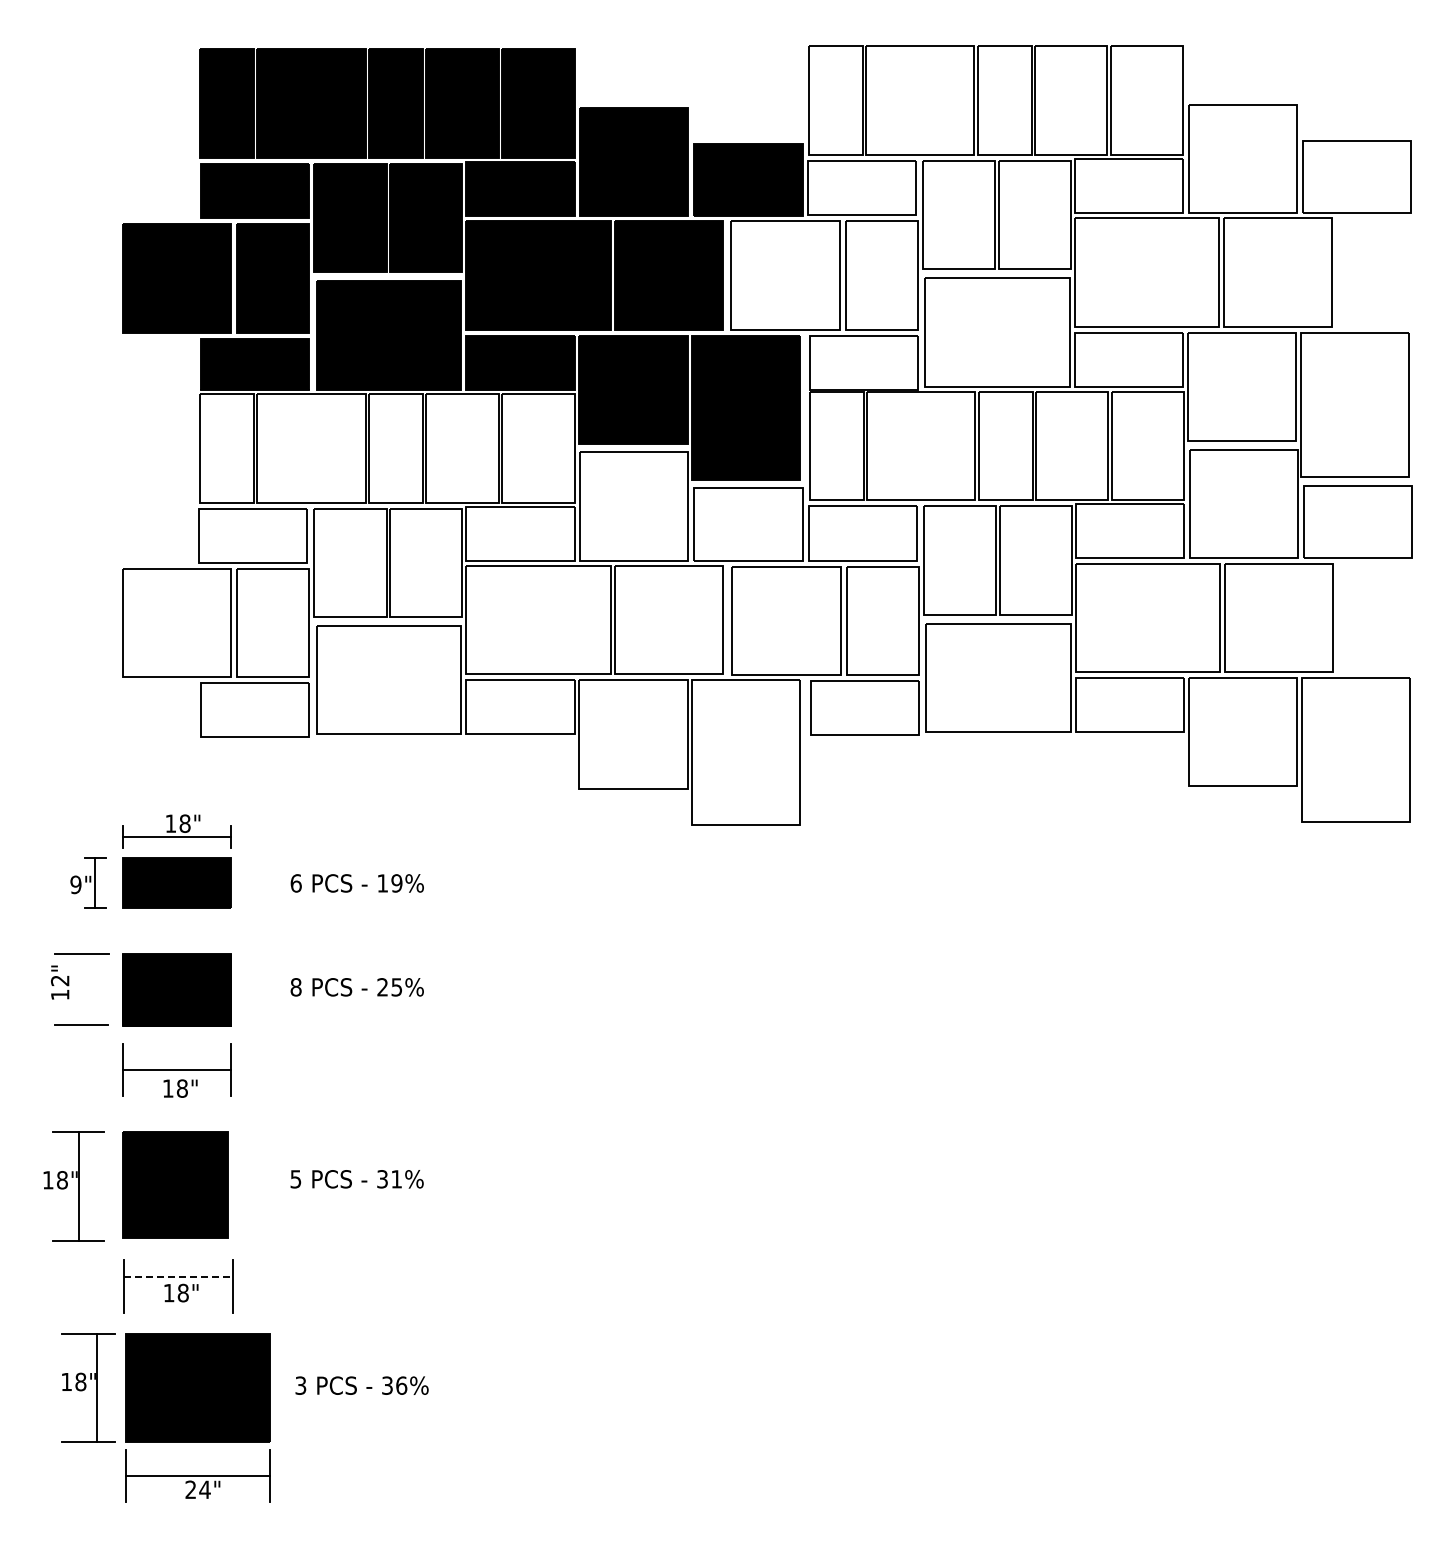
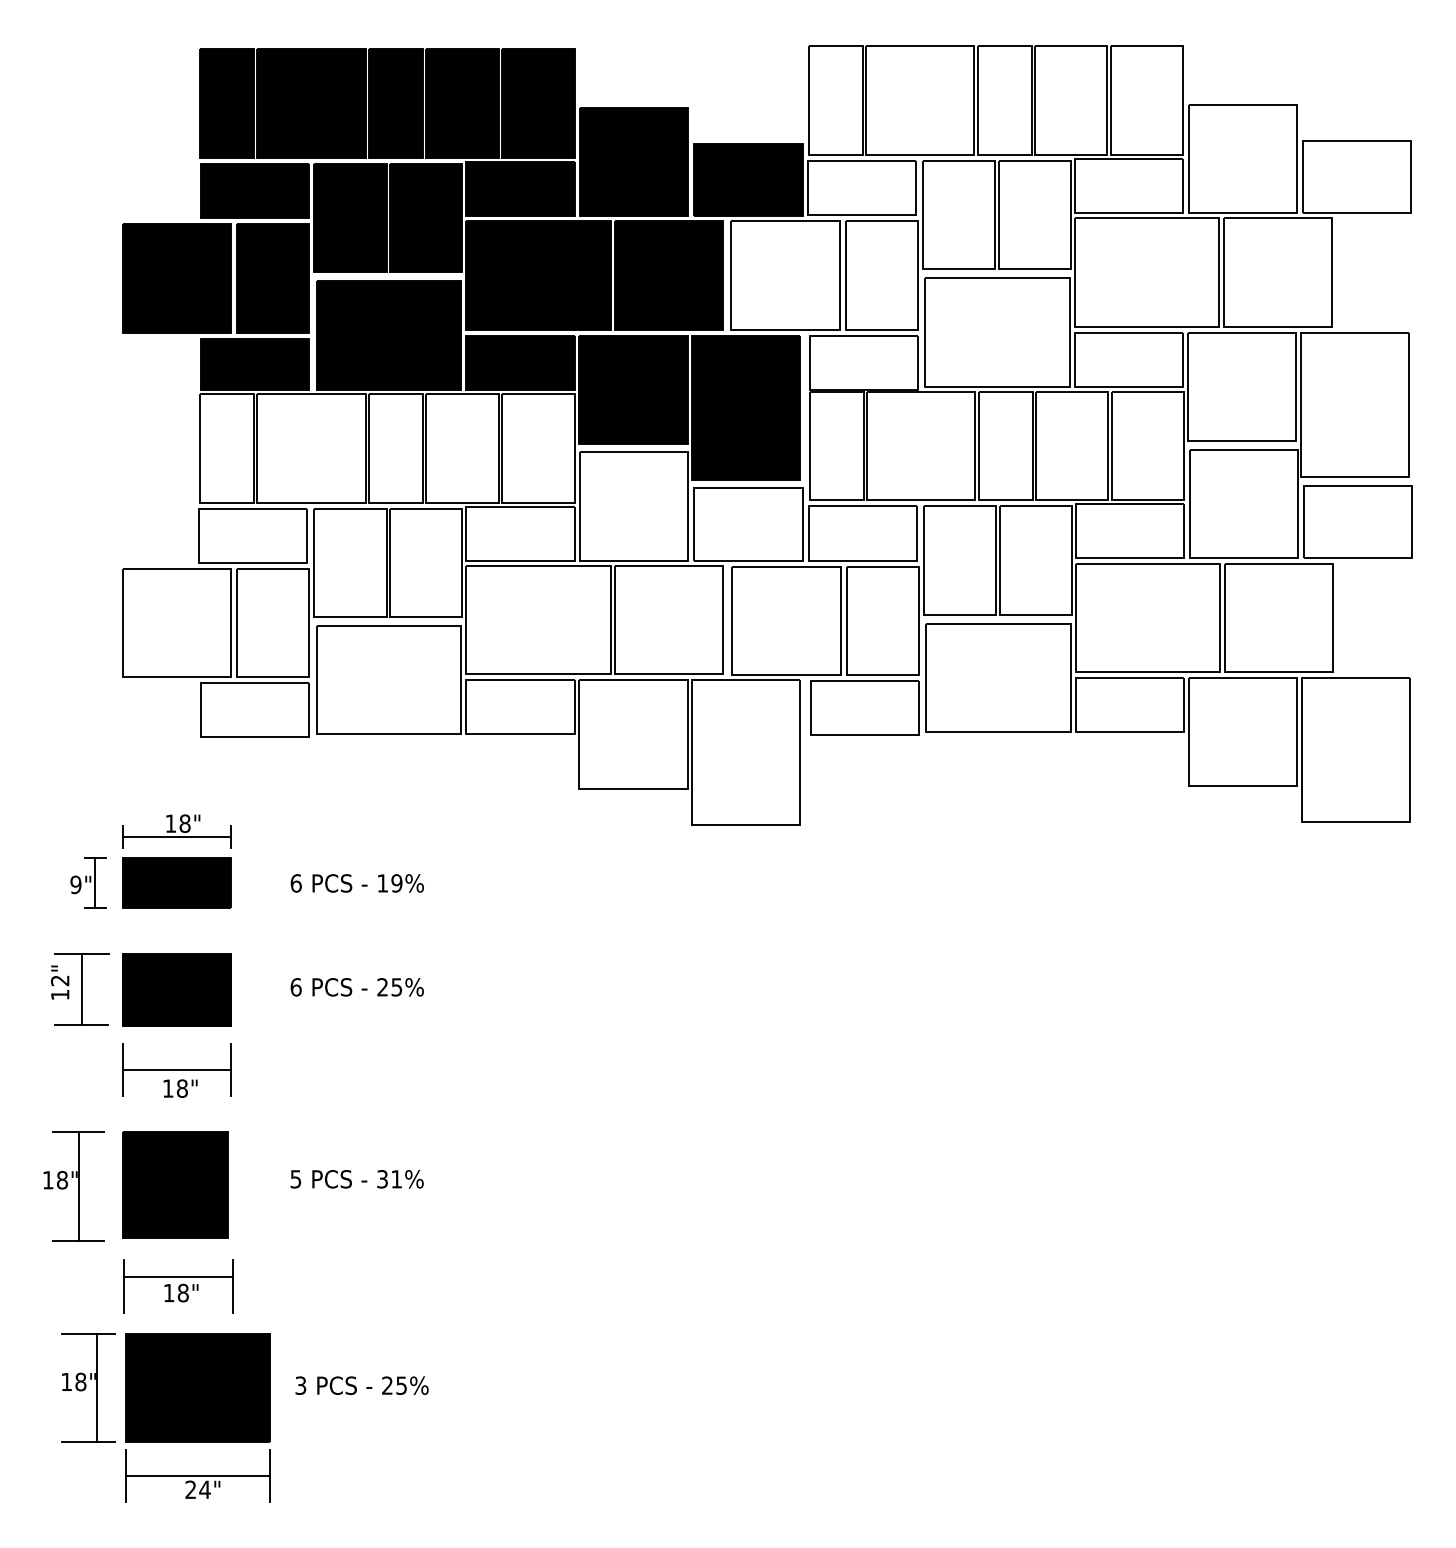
text: 8 -> 6 (295, 987)
line: none -> present (81, 988)
line: dashed -> solid (178, 1276)
text: 36% -> 25% (394, 1385)
